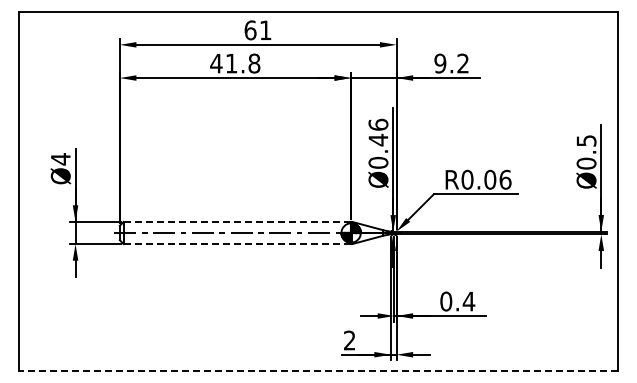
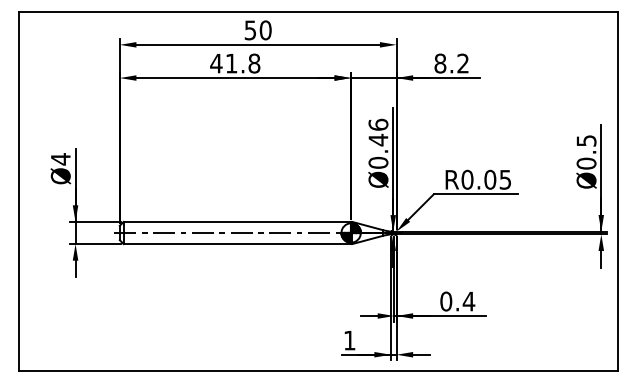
text: 61 -> 50 (257, 30)
text: 9.2 -> 8.2 (440, 63)
text: R0.06 -> R0.05 (505, 179)
line: dashed -> solid (237, 221)
line: dashed -> solid (237, 244)
text: 2 -> 1 (349, 340)
line: dashed -> solid (318, 371)
